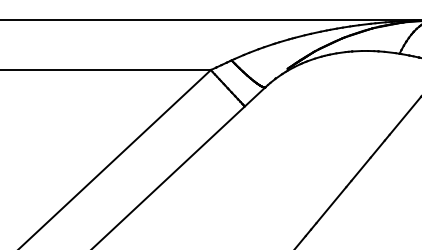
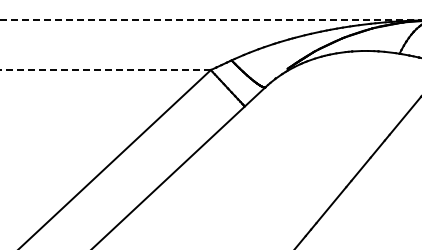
line: solid -> dashed (210, 20)
line: solid -> dashed (105, 70)
